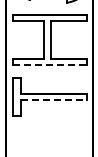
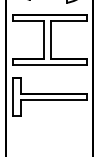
line: dashed -> solid (50, 65)
line: dashed -> solid (54, 100)
